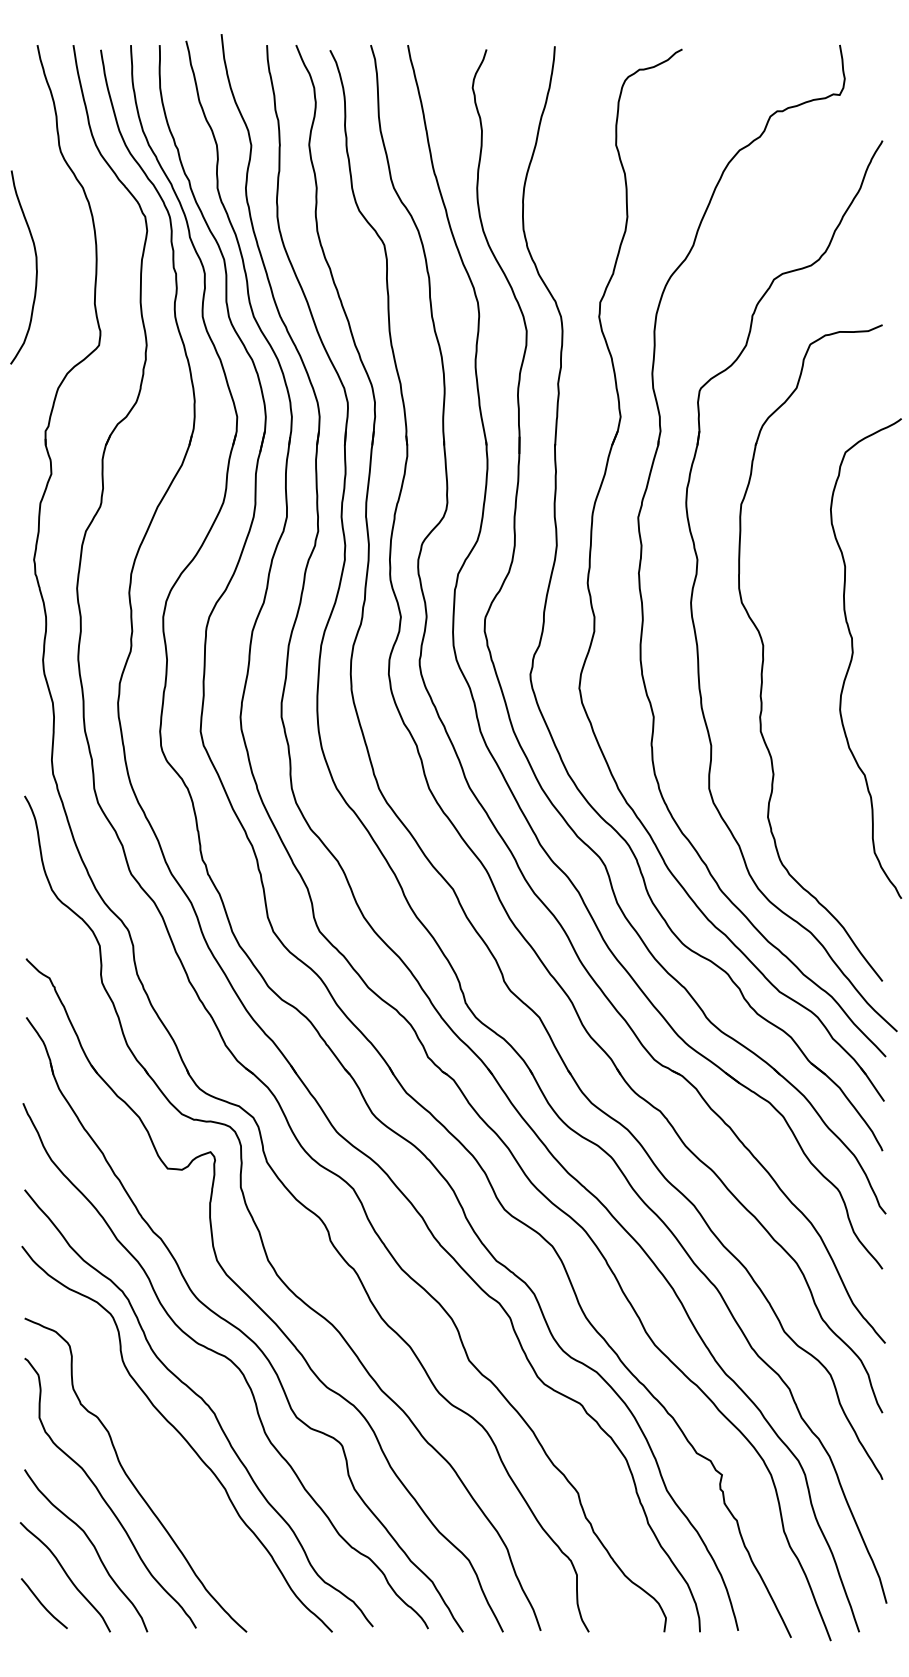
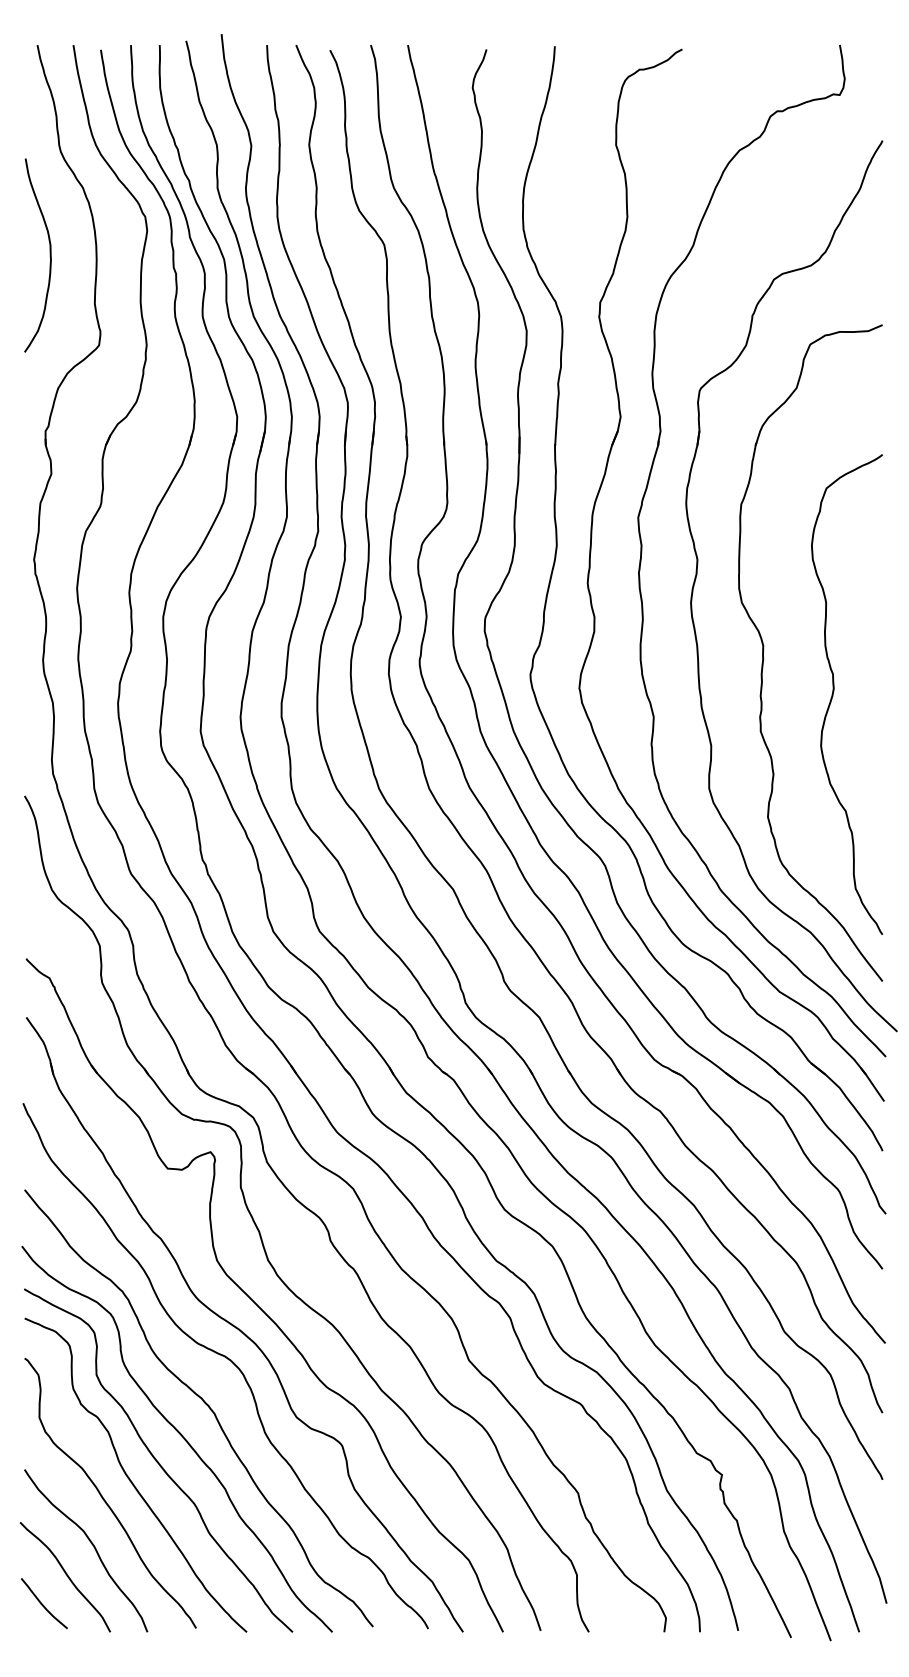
curve position: (35, 267) -> (49, 255) (49, 255)
curve position: (853, 655) -> (834, 691) (834, 691)
curve: none -> present (157, 1460)
